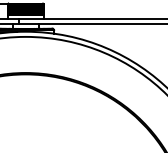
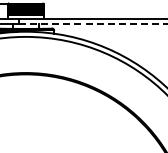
line: solid -> dashed (93, 24)
